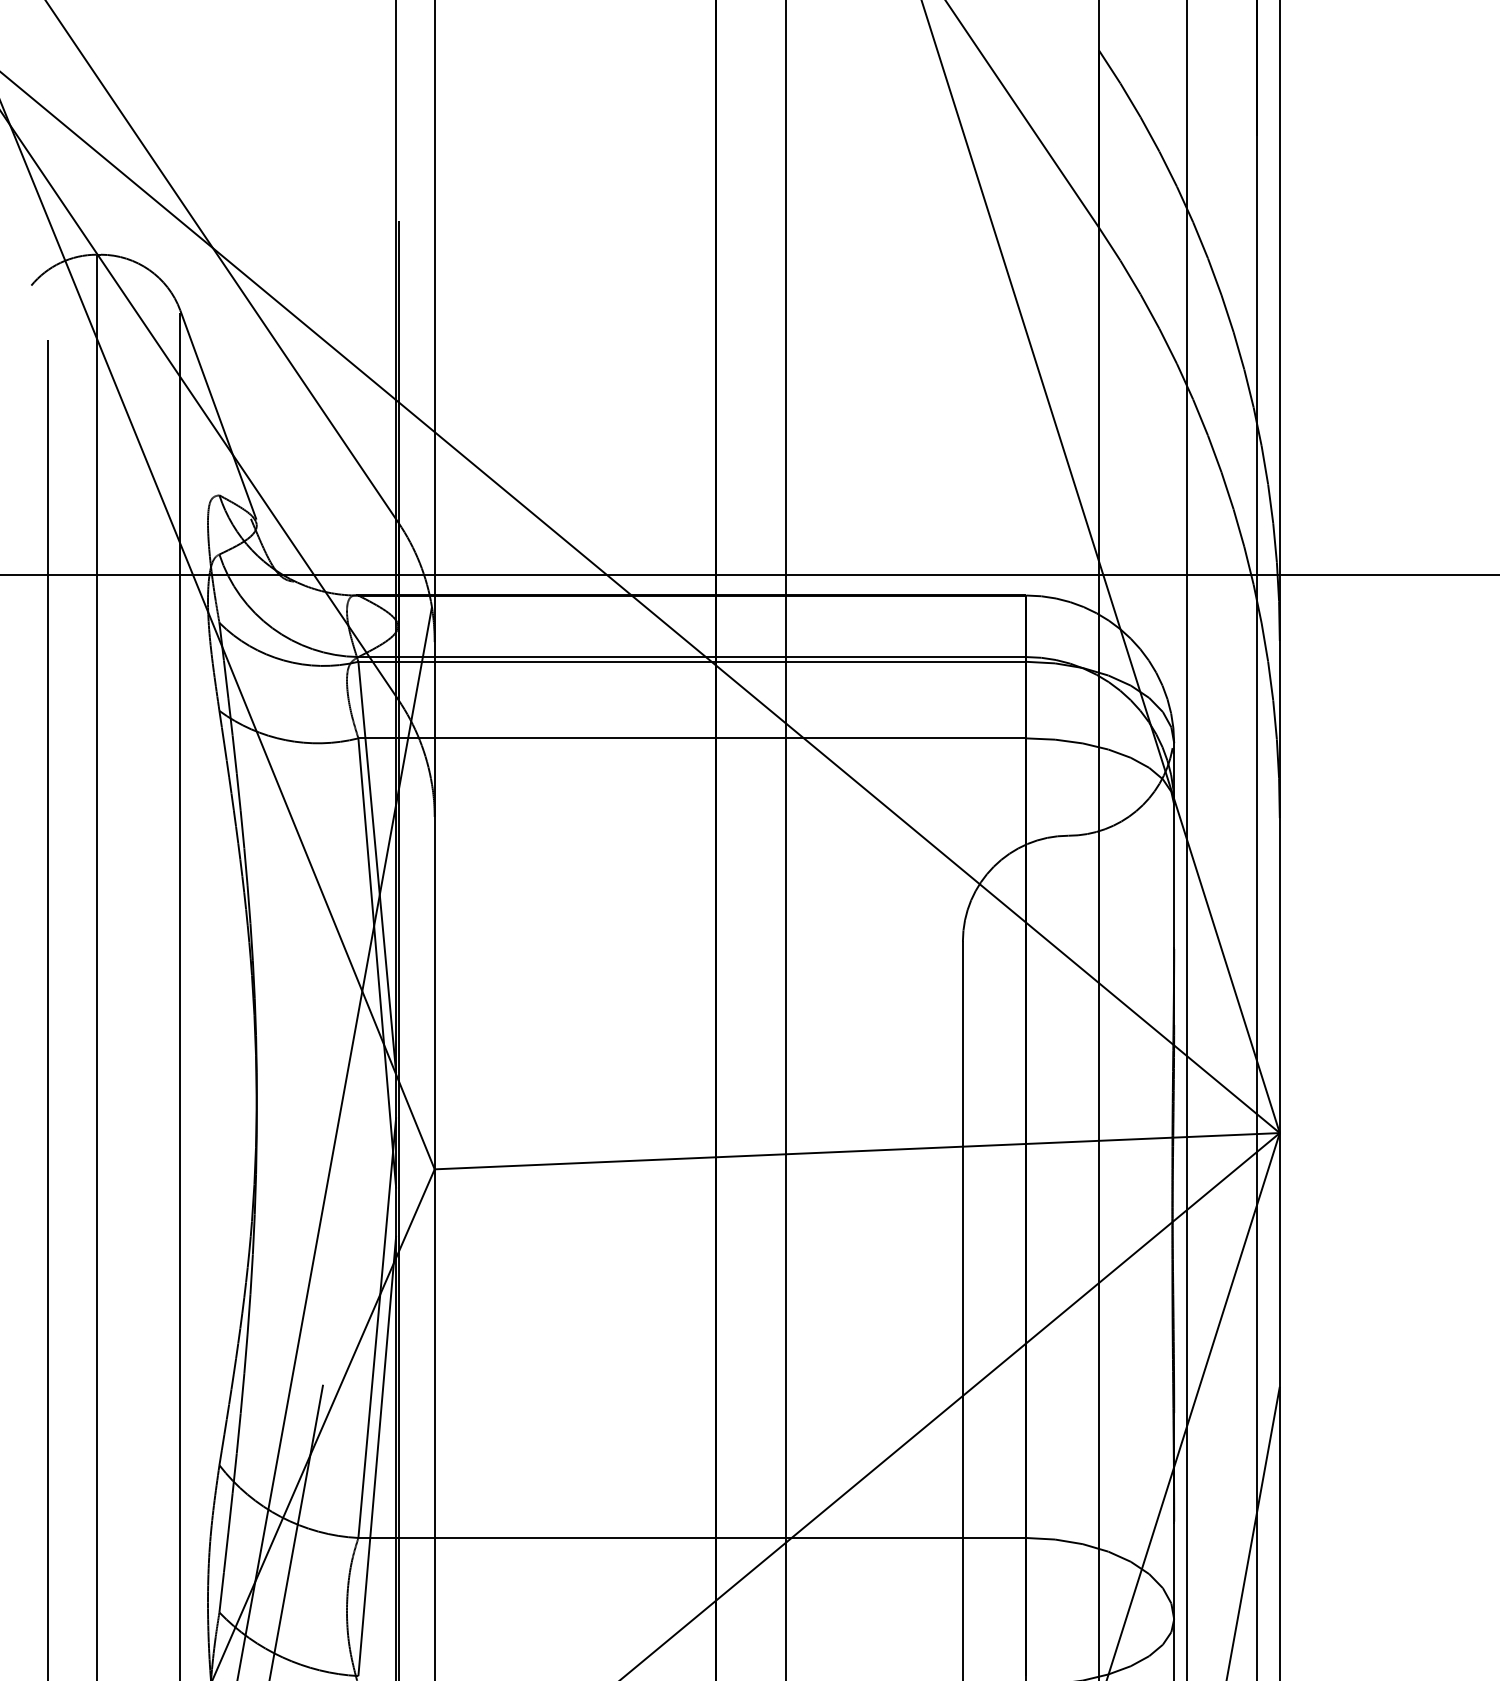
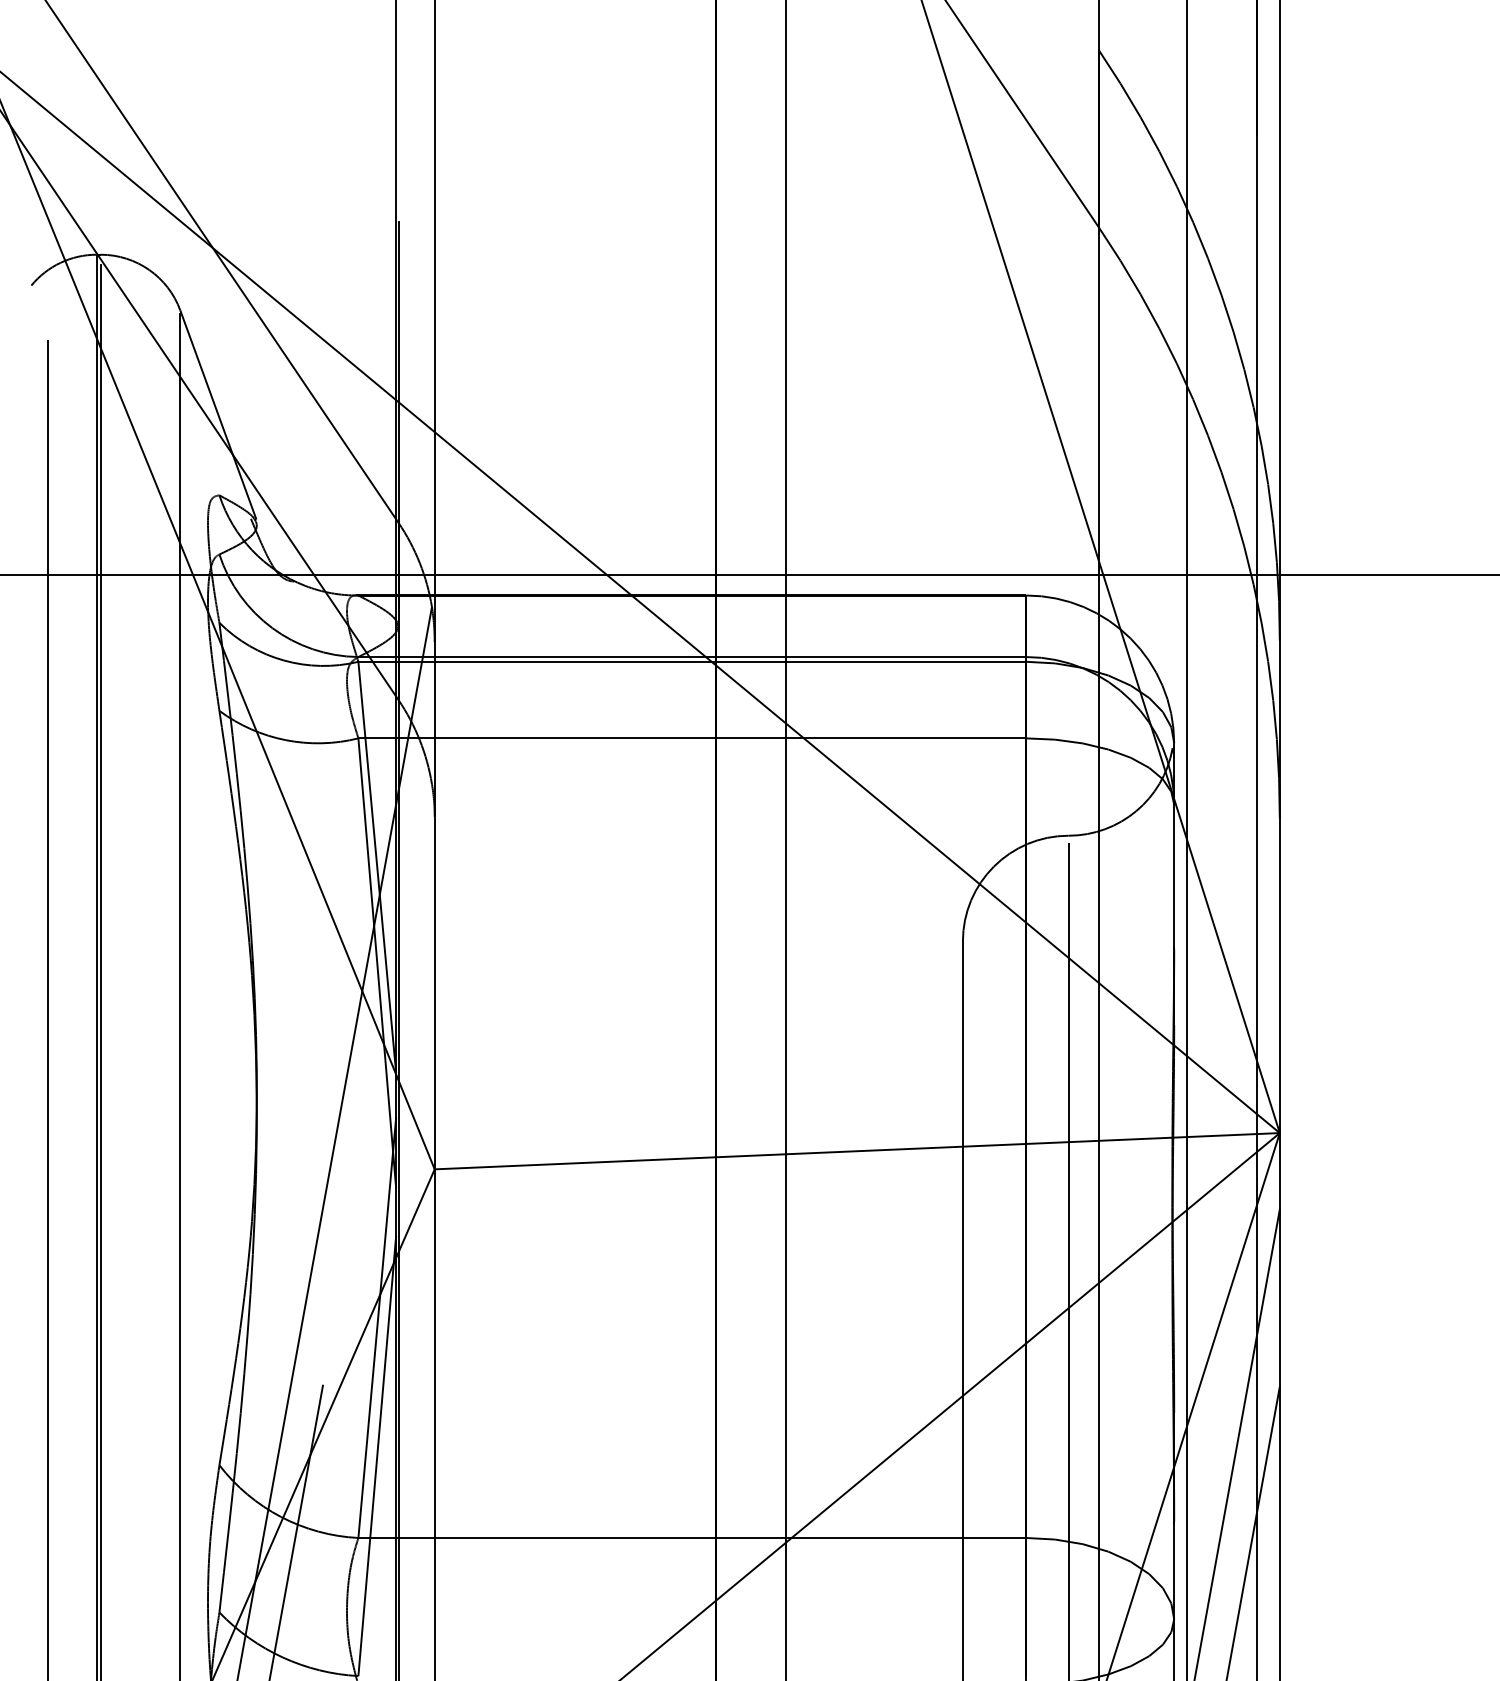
line: none -> present (100, 970)
line: none -> present (1068, 1260)
line: none -> present (1237, 1443)
